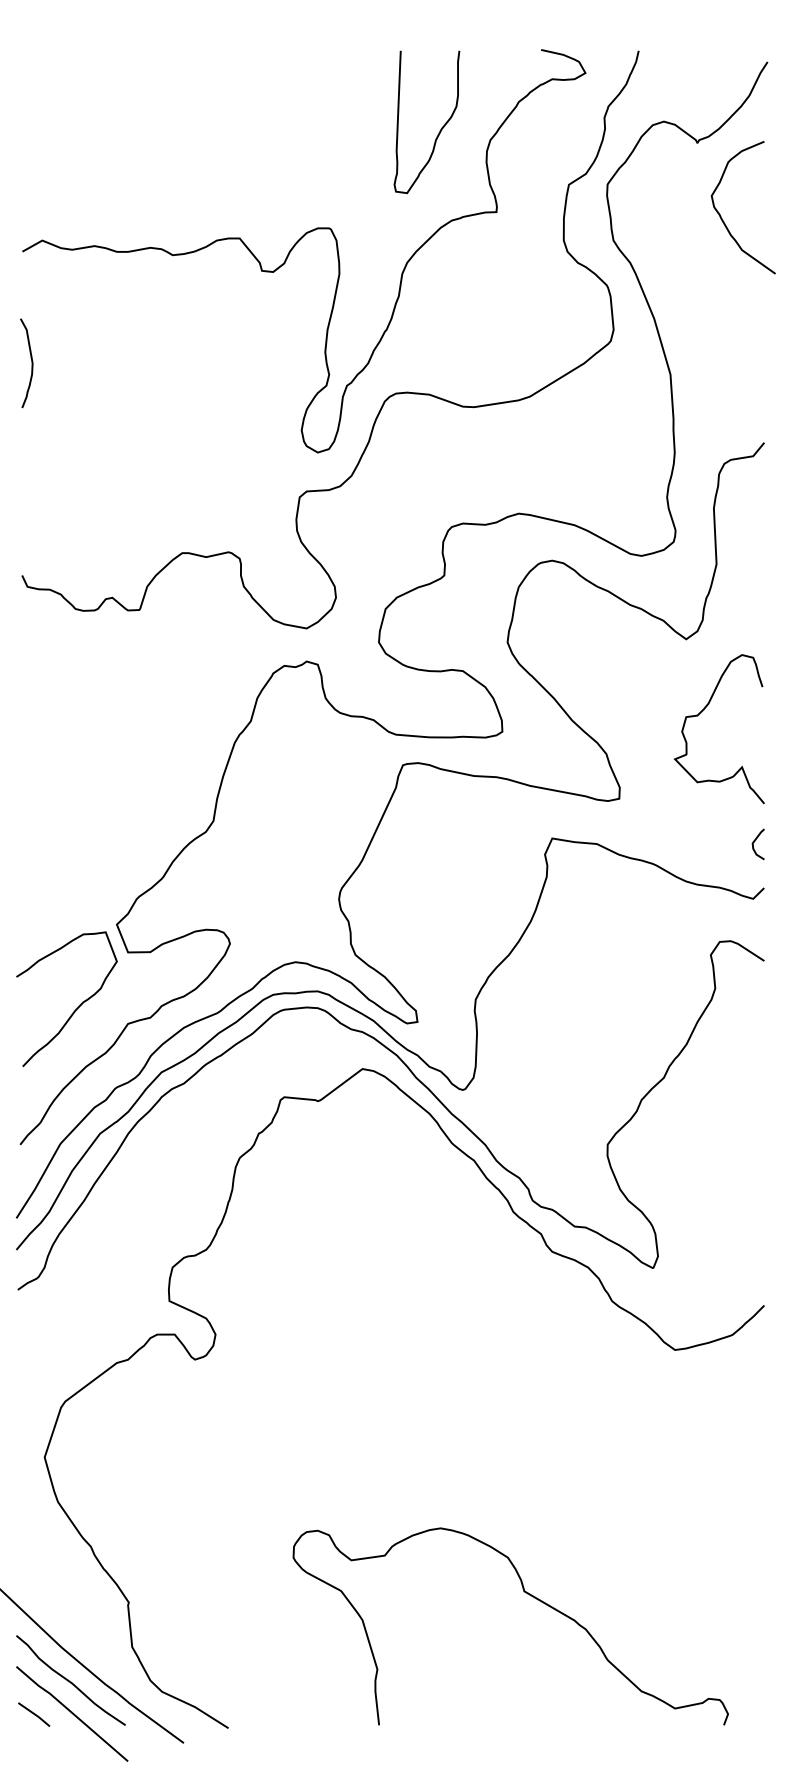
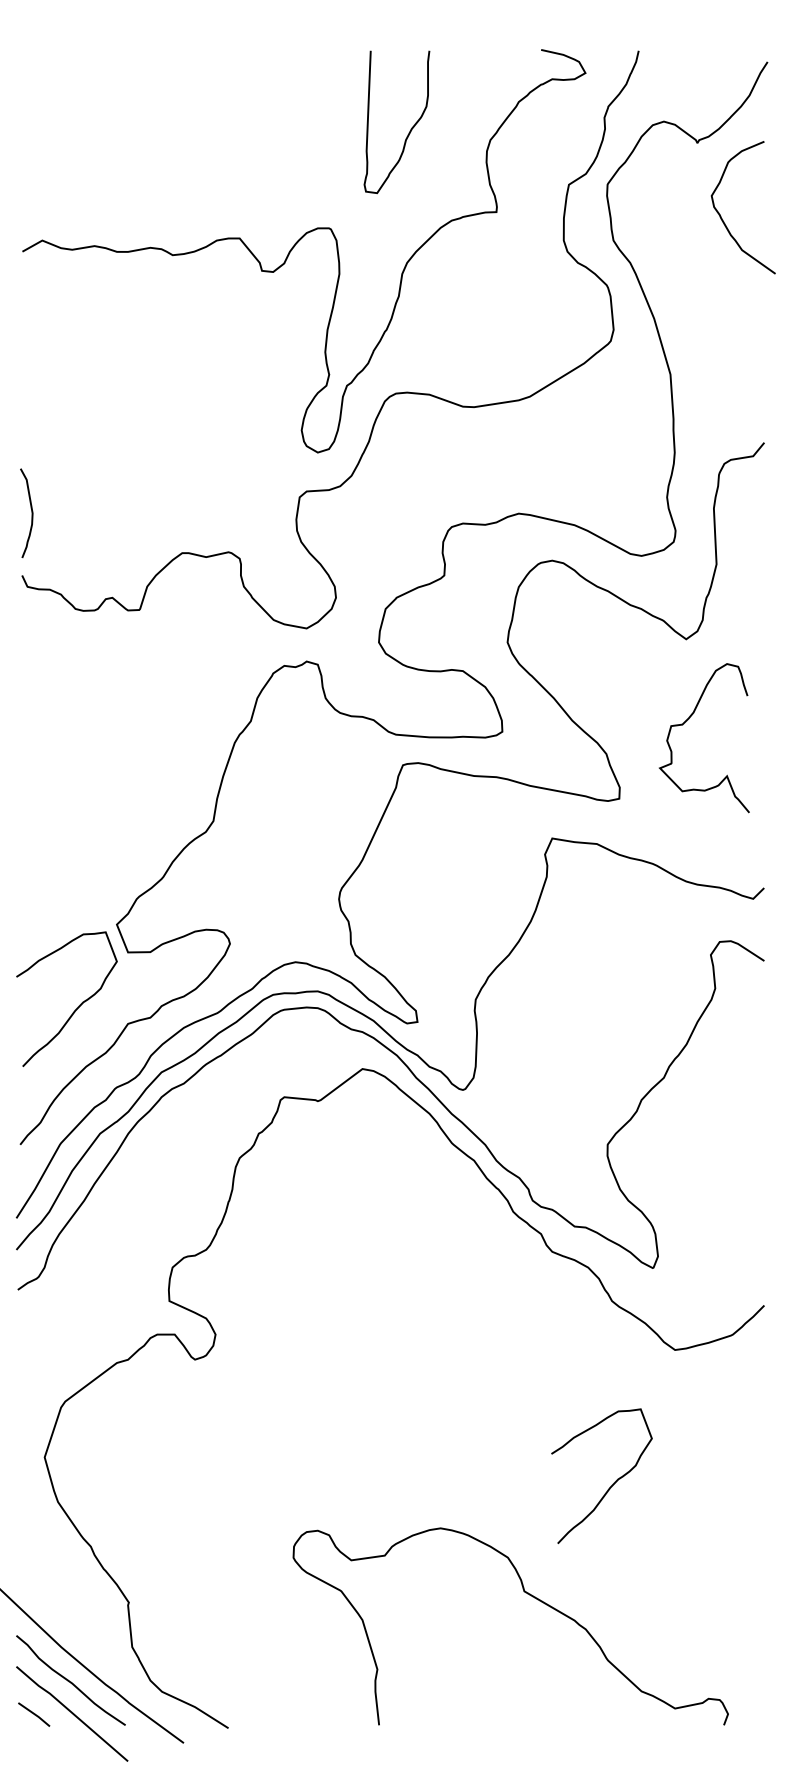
curve position: (438, 132) -> (408, 132) (408, 132)
curve position: (31, 363) -> (31, 513) (31, 513)
curve position: (703, 711) -> (688, 720) (688, 720)
curve: present -> none (755, 841)
curve: none -> present (611, 1485)
